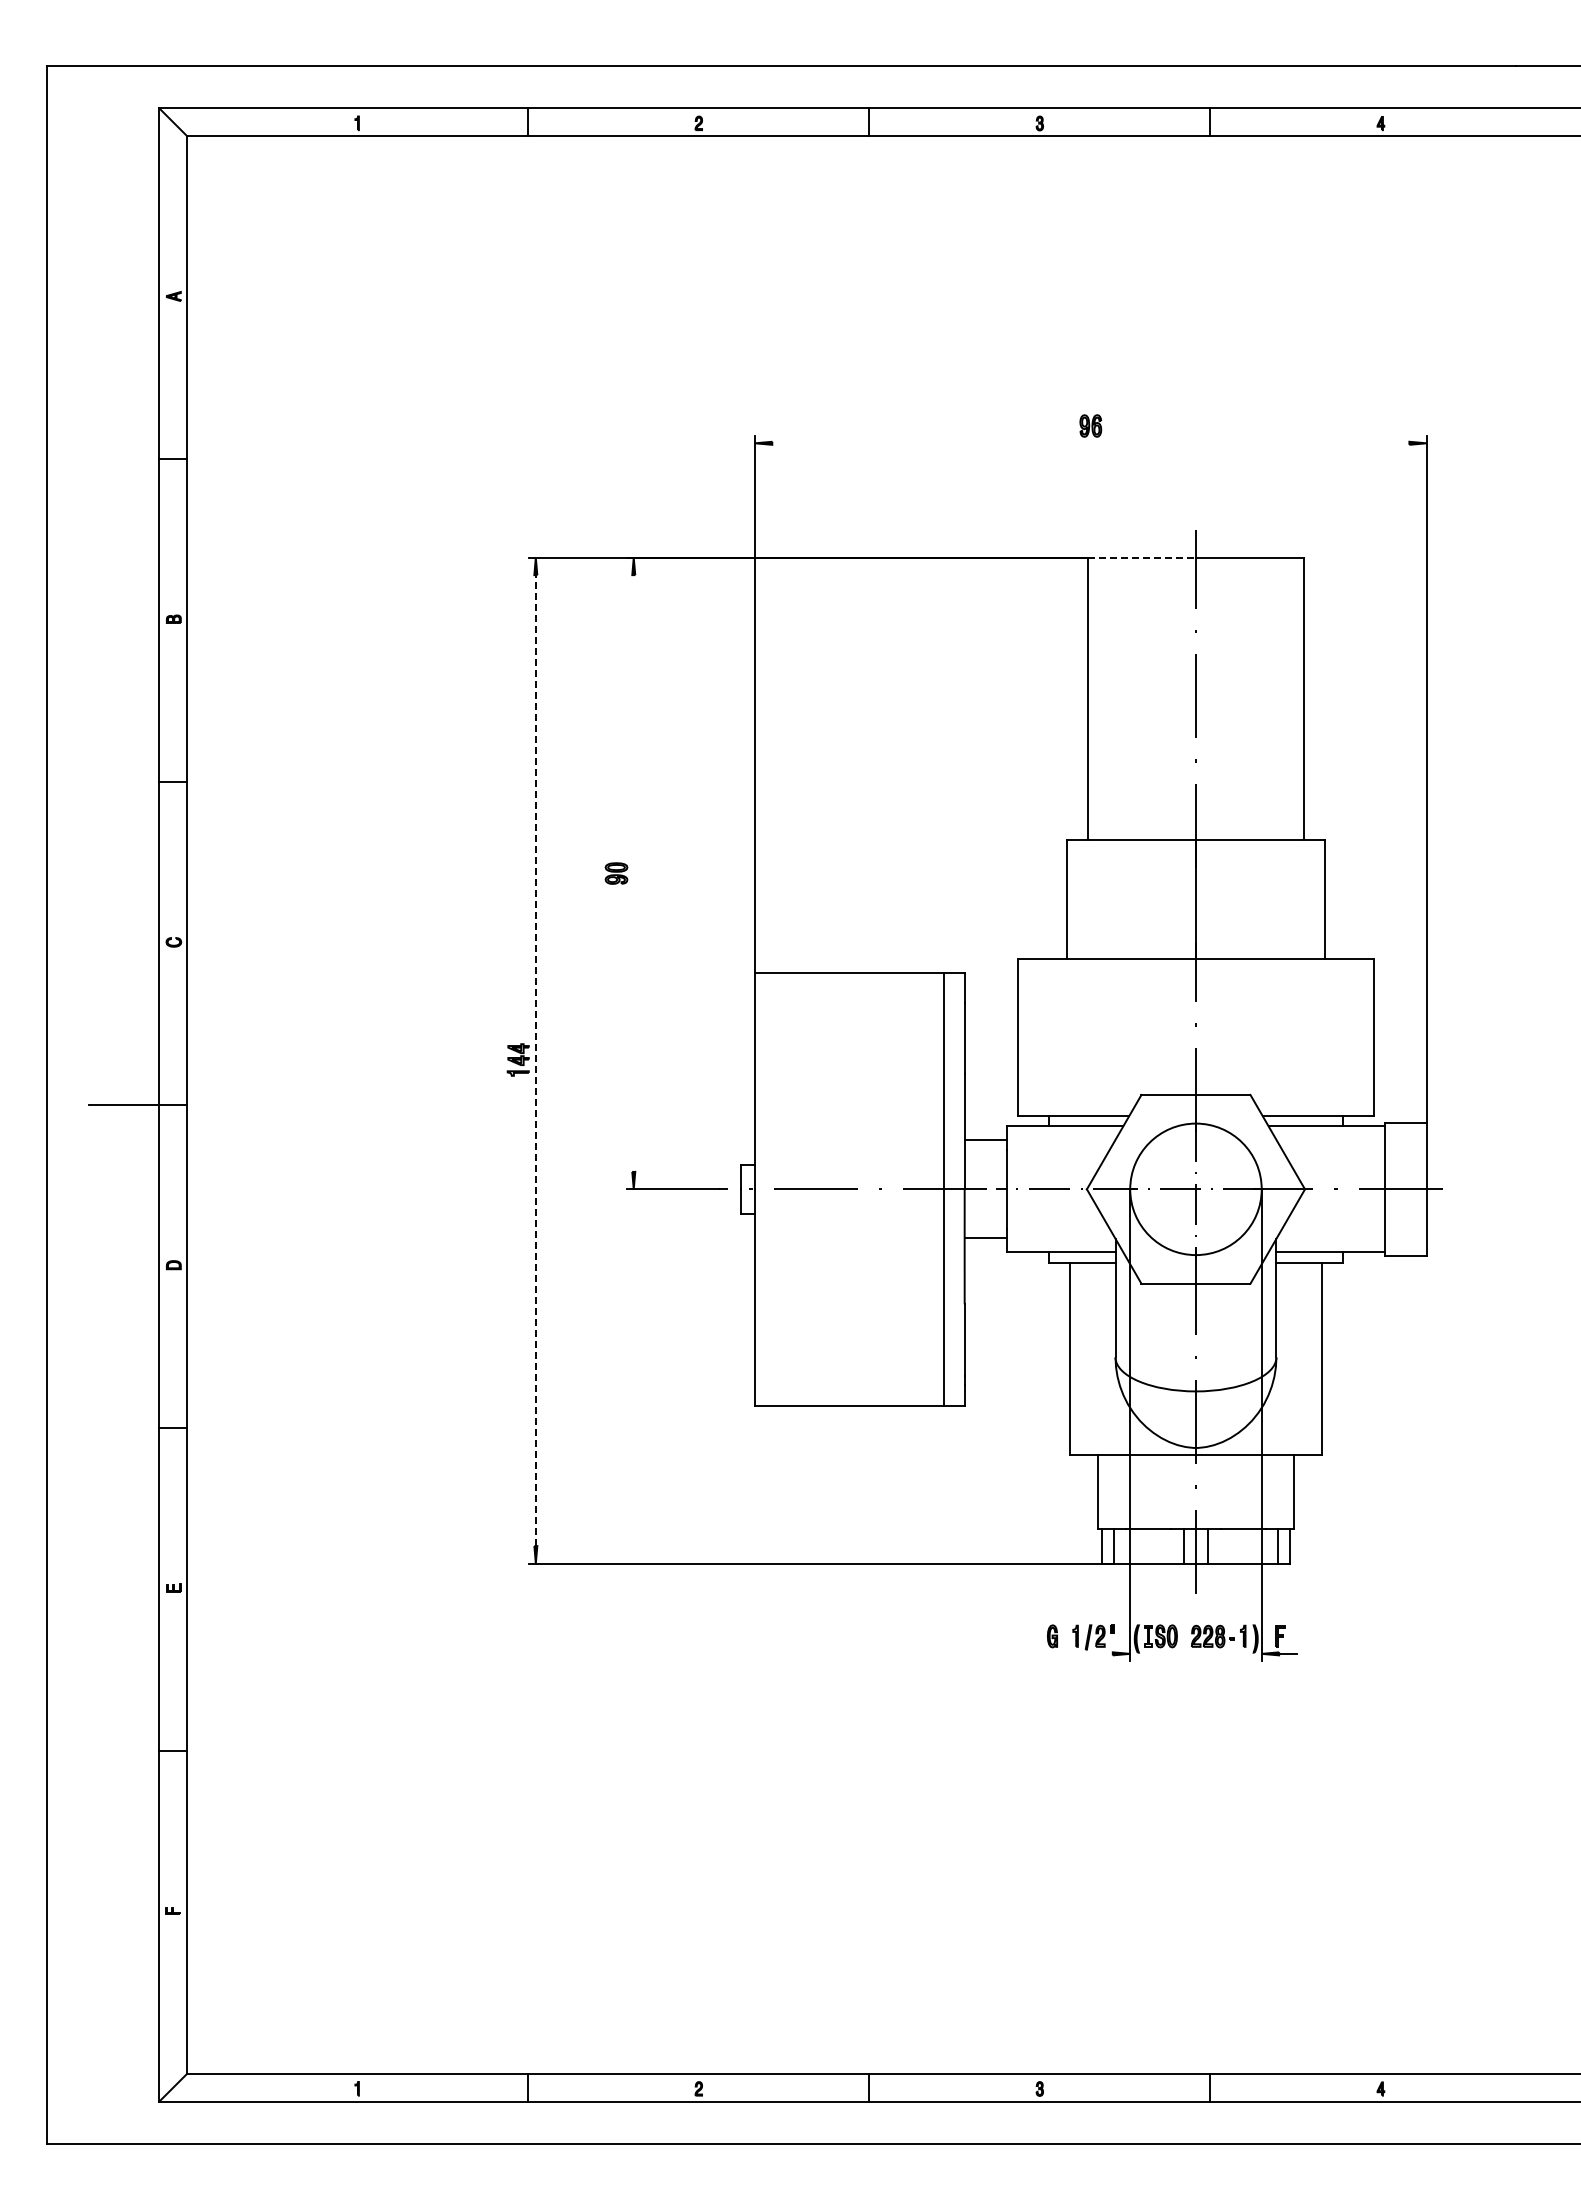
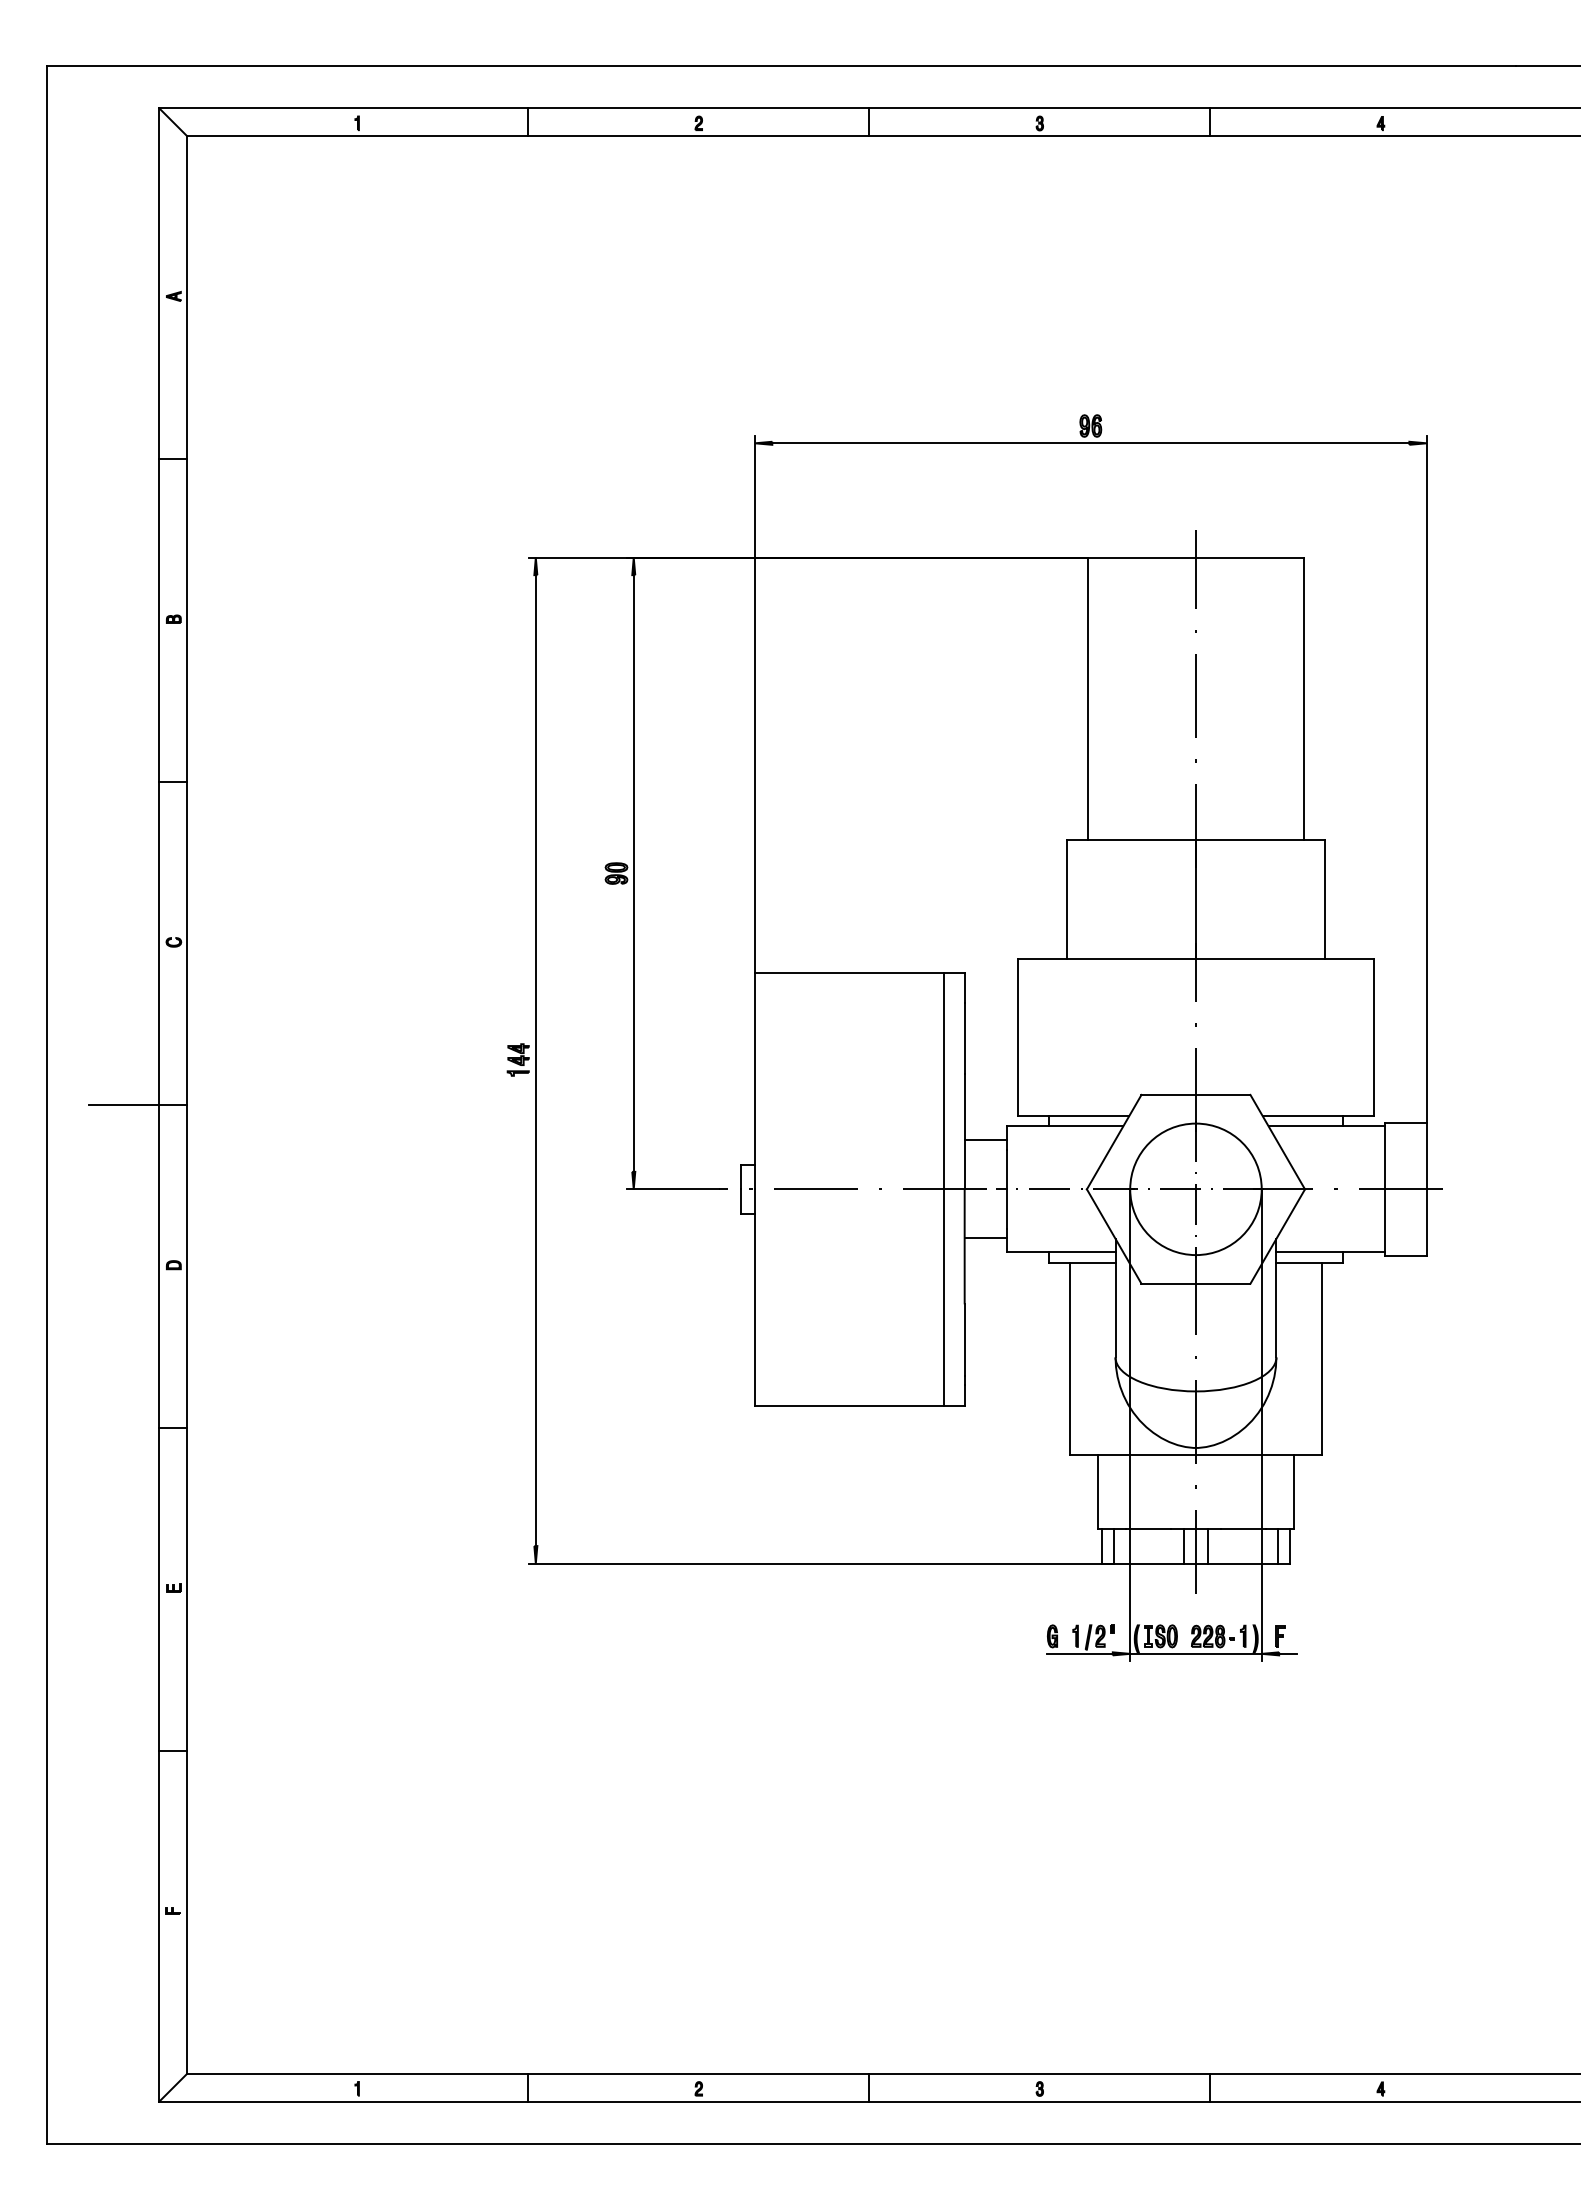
line: none -> present (1090, 443)
line: dashed -> solid (1142, 557)
line: none -> present (633, 873)
line: dashed -> solid (535, 1060)
line: none -> present (1079, 1653)
line: none -> present (1195, 1653)
